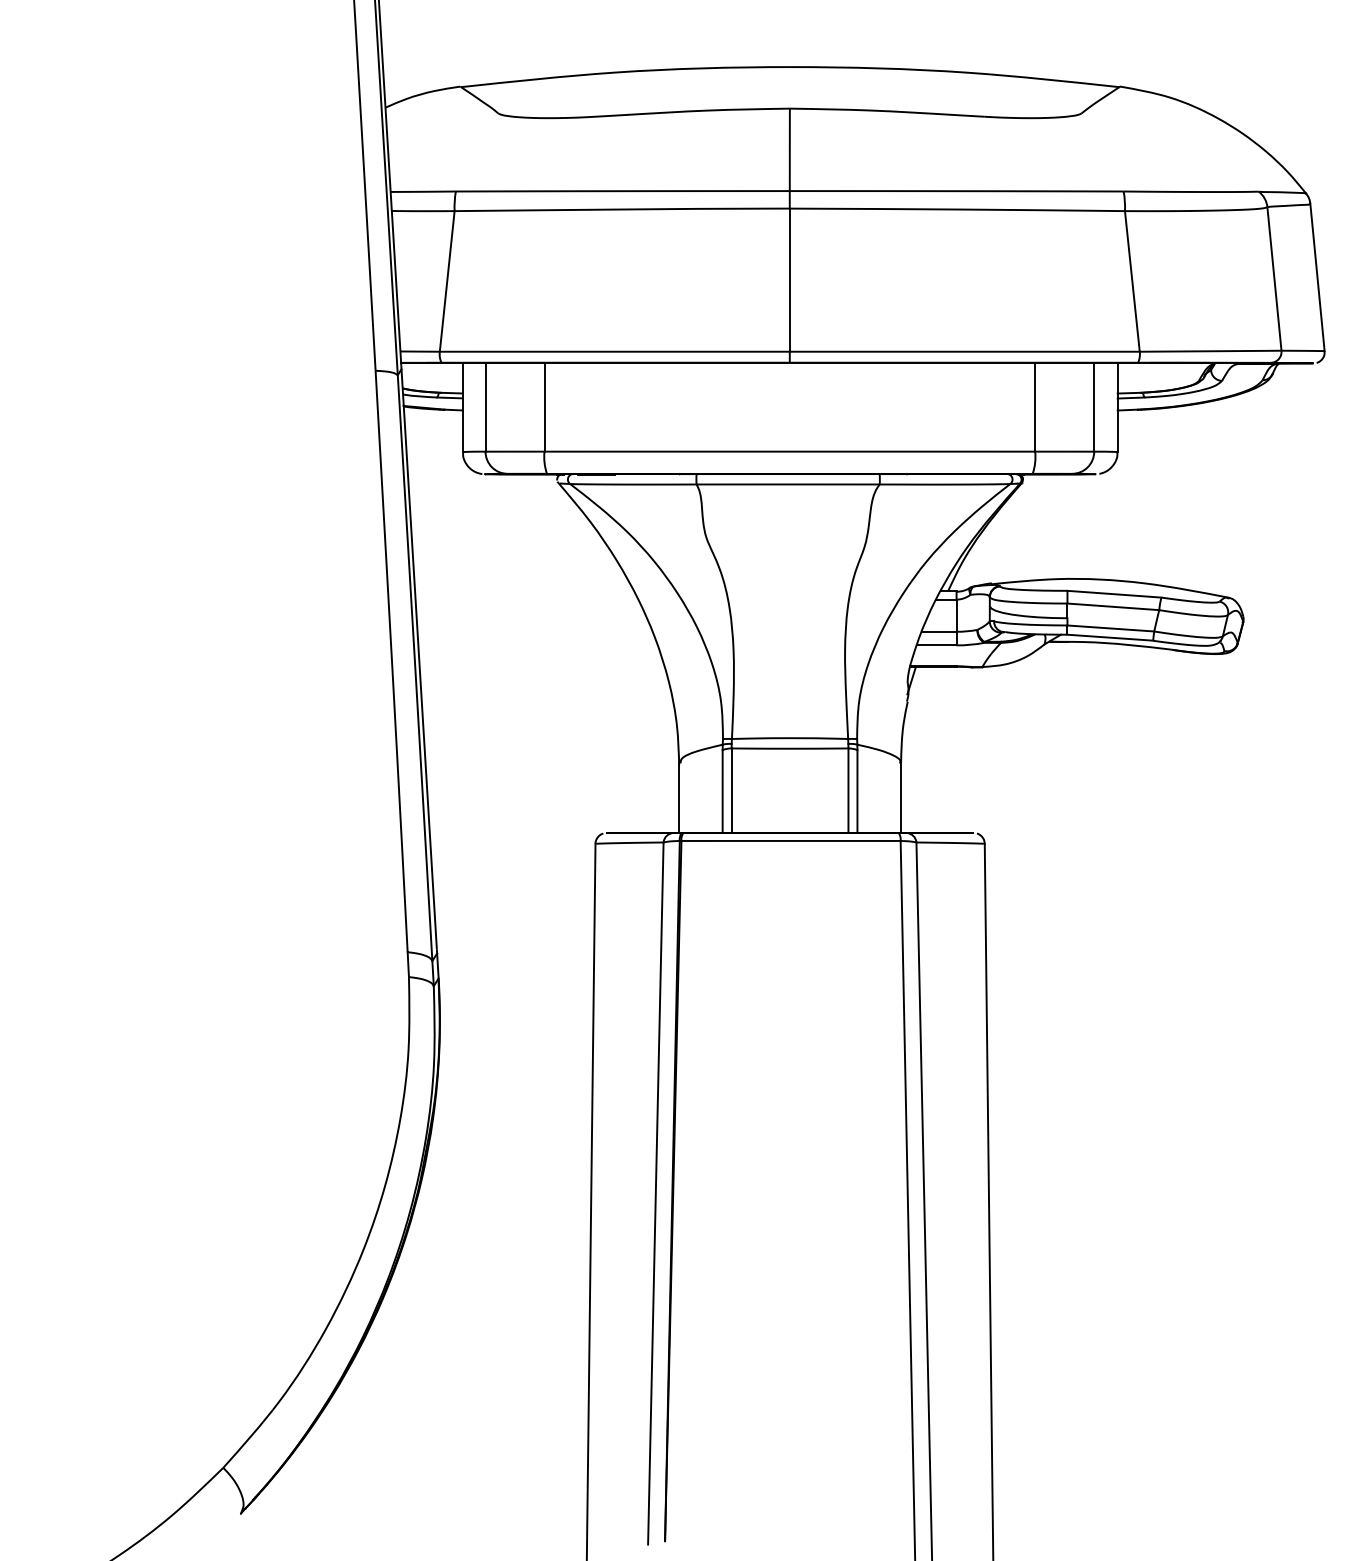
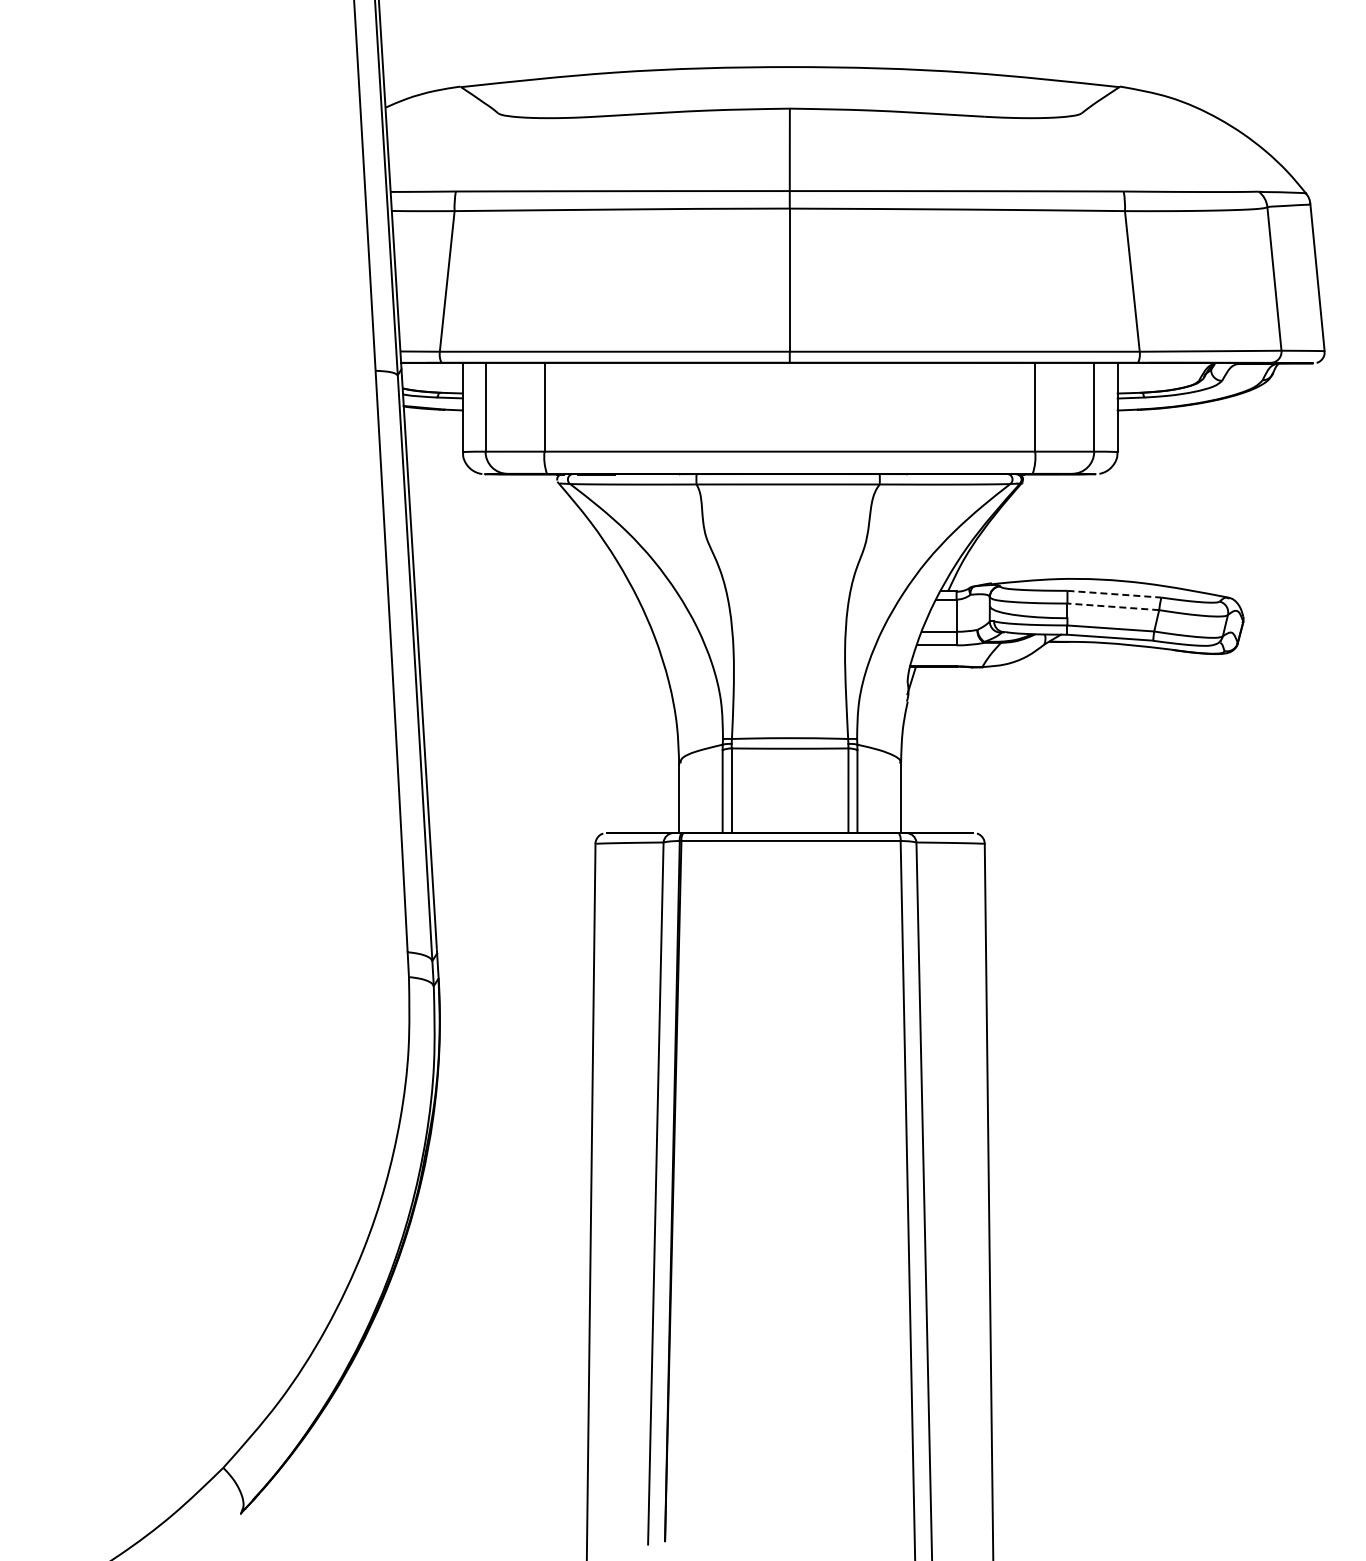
line: solid -> dashed (1114, 594)
line: solid -> dashed (1113, 606)
